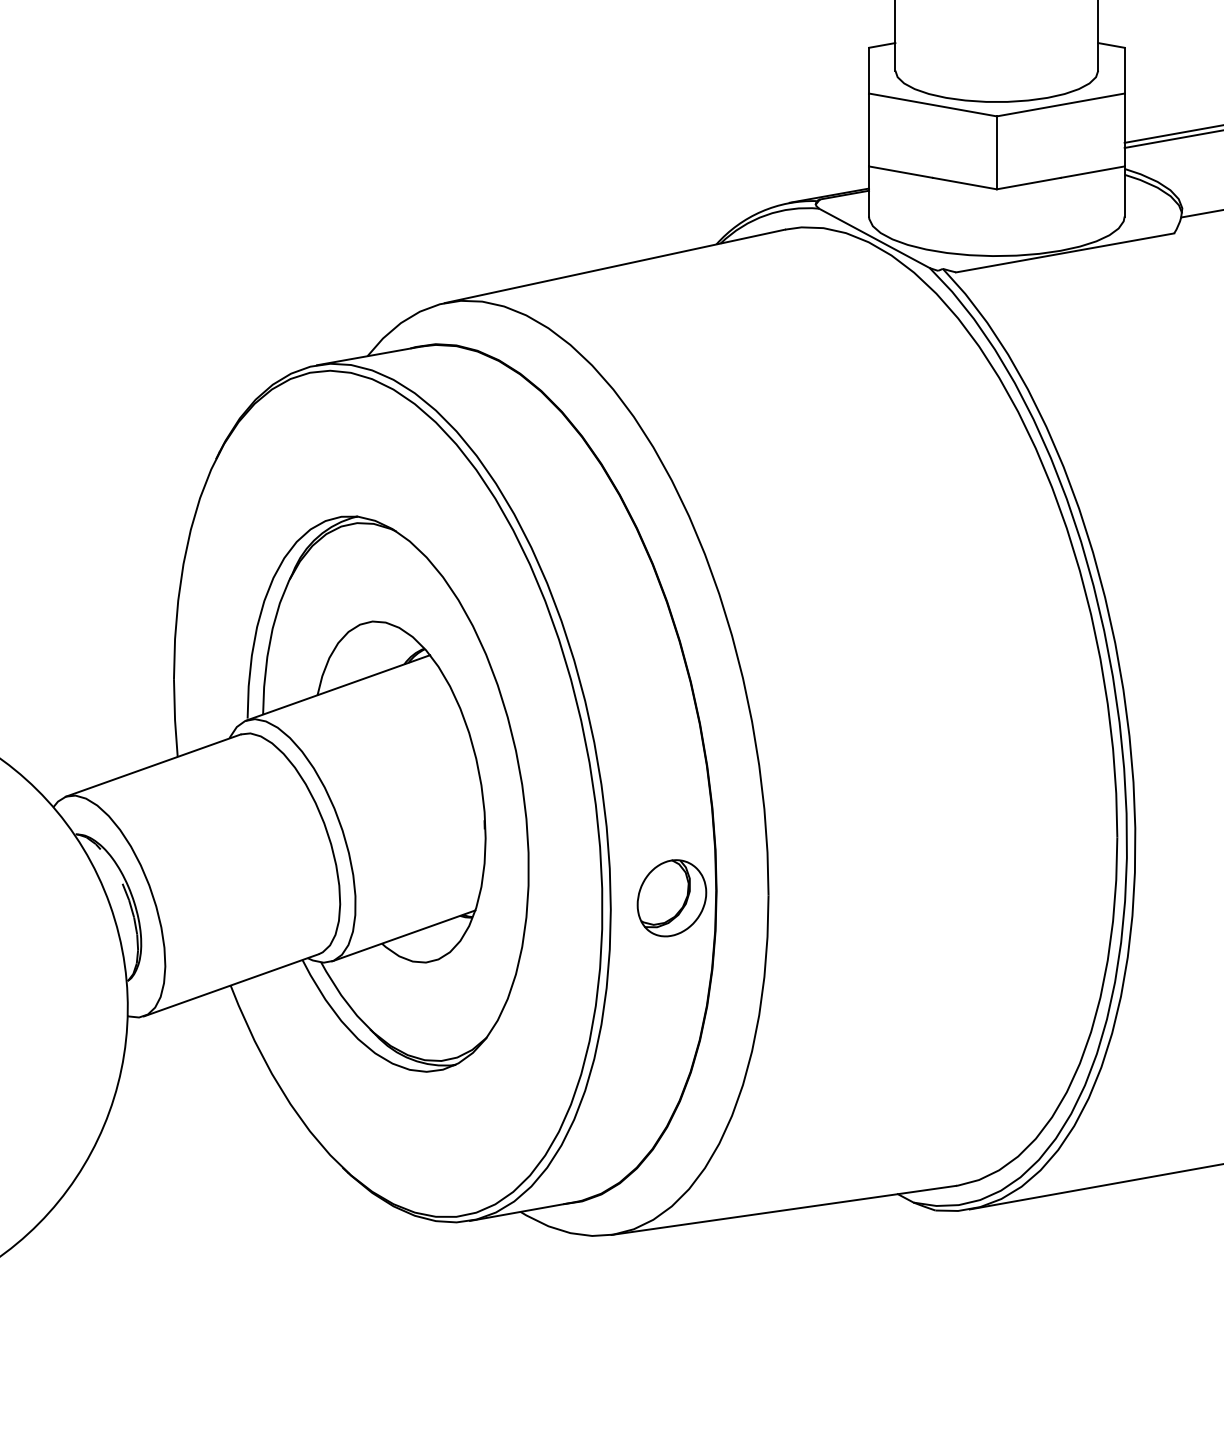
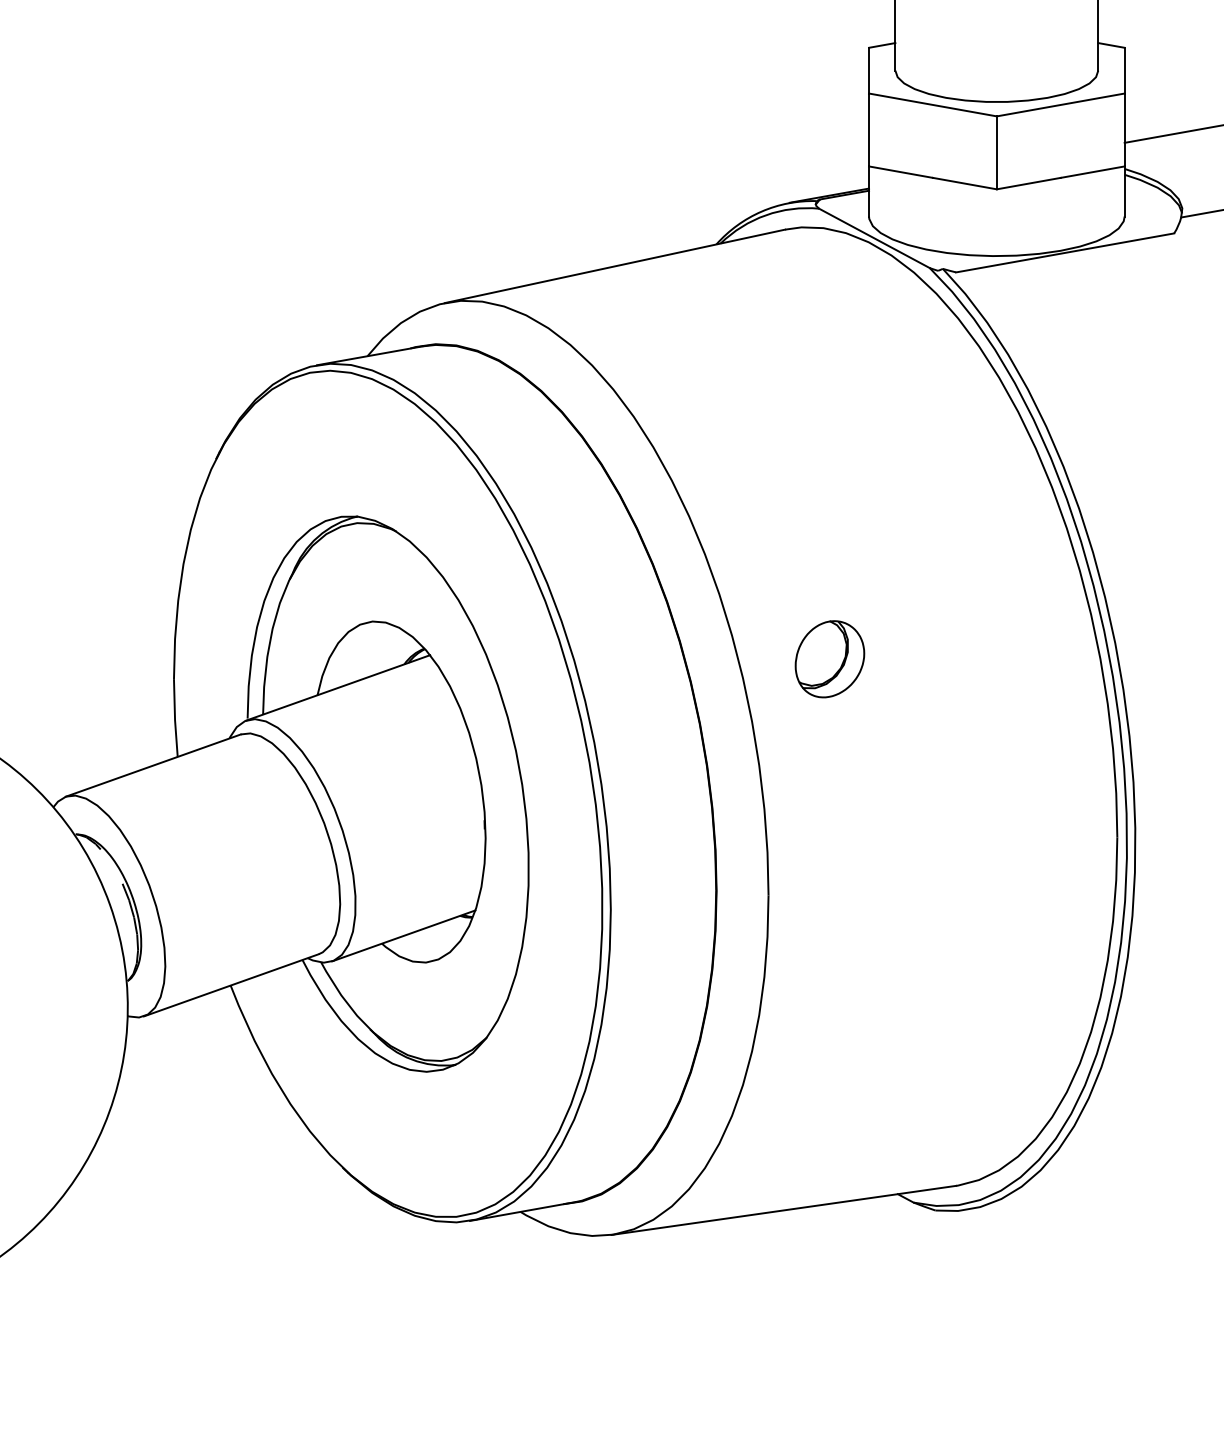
line: present -> none (1172, 138)
part position: (671, 898) -> (829, 659) (829, 659)
line: present -> none (1094, 1186)
